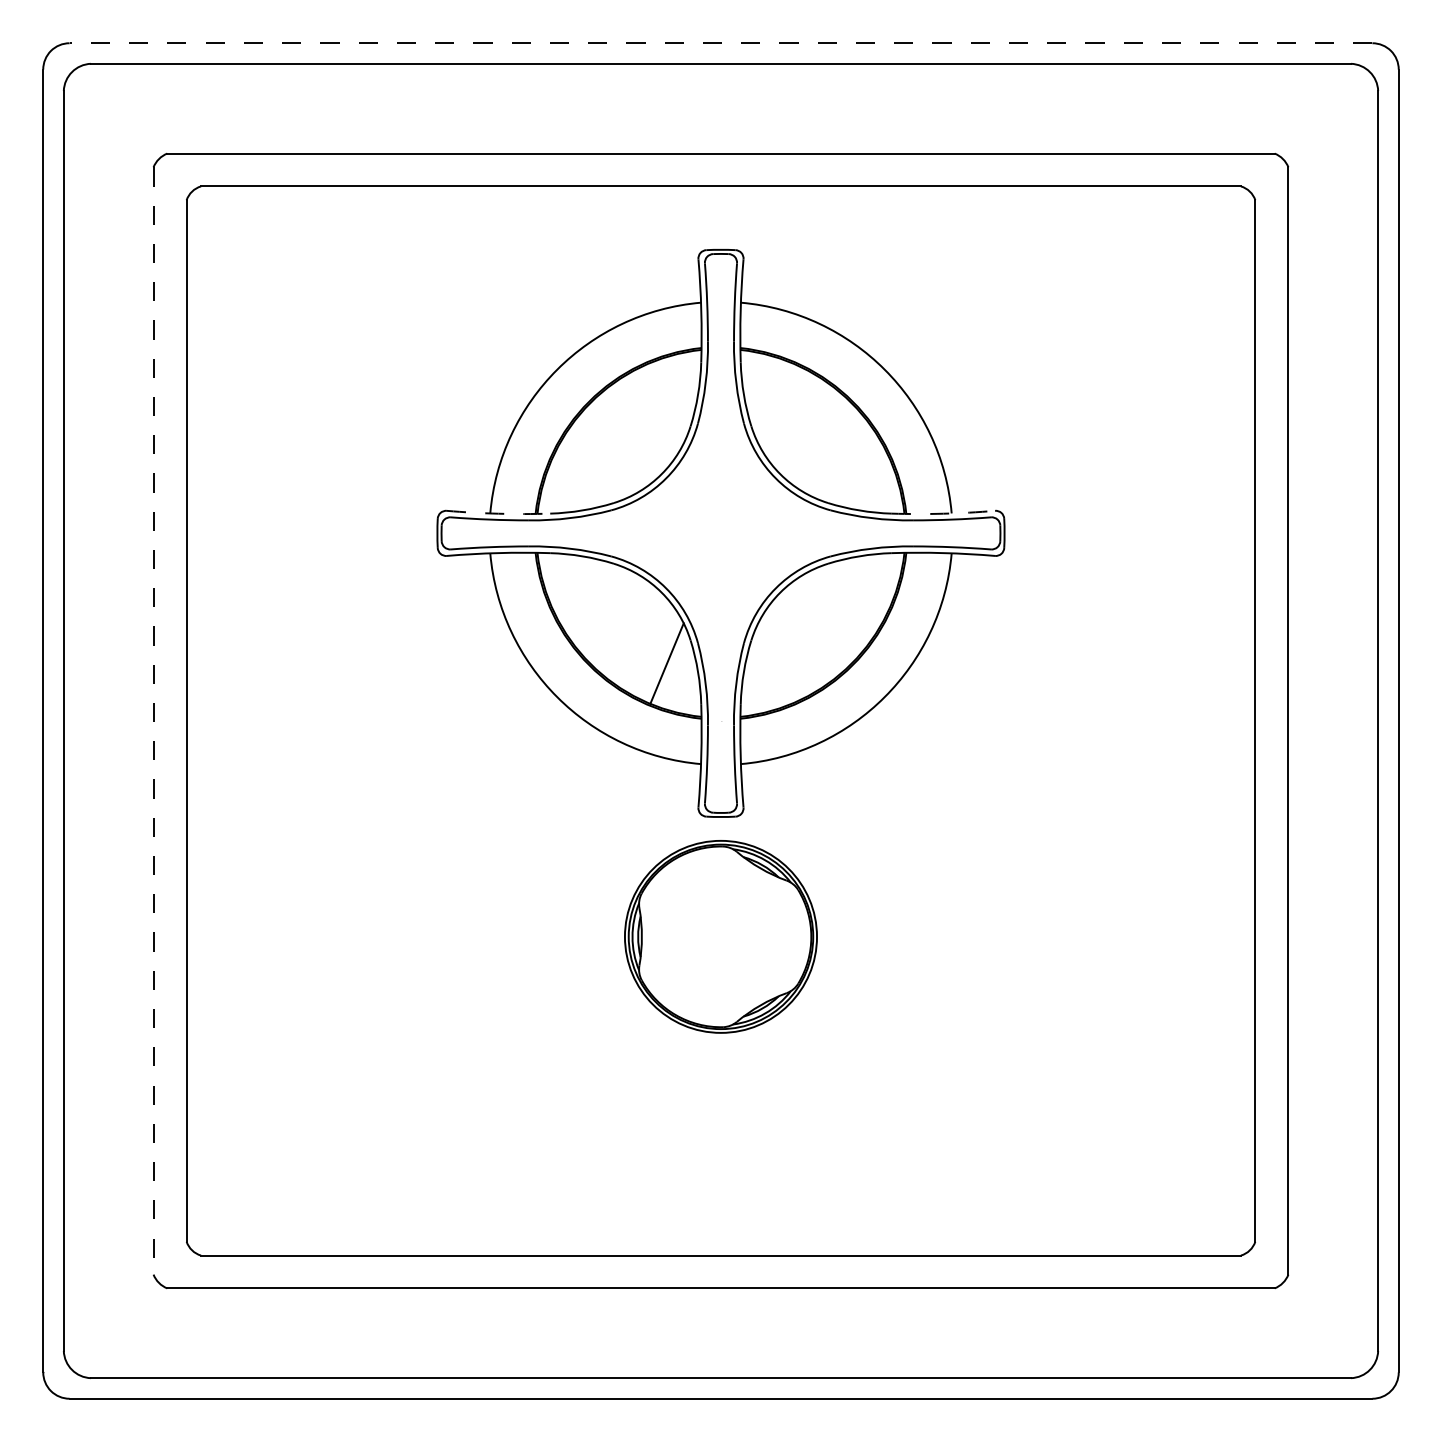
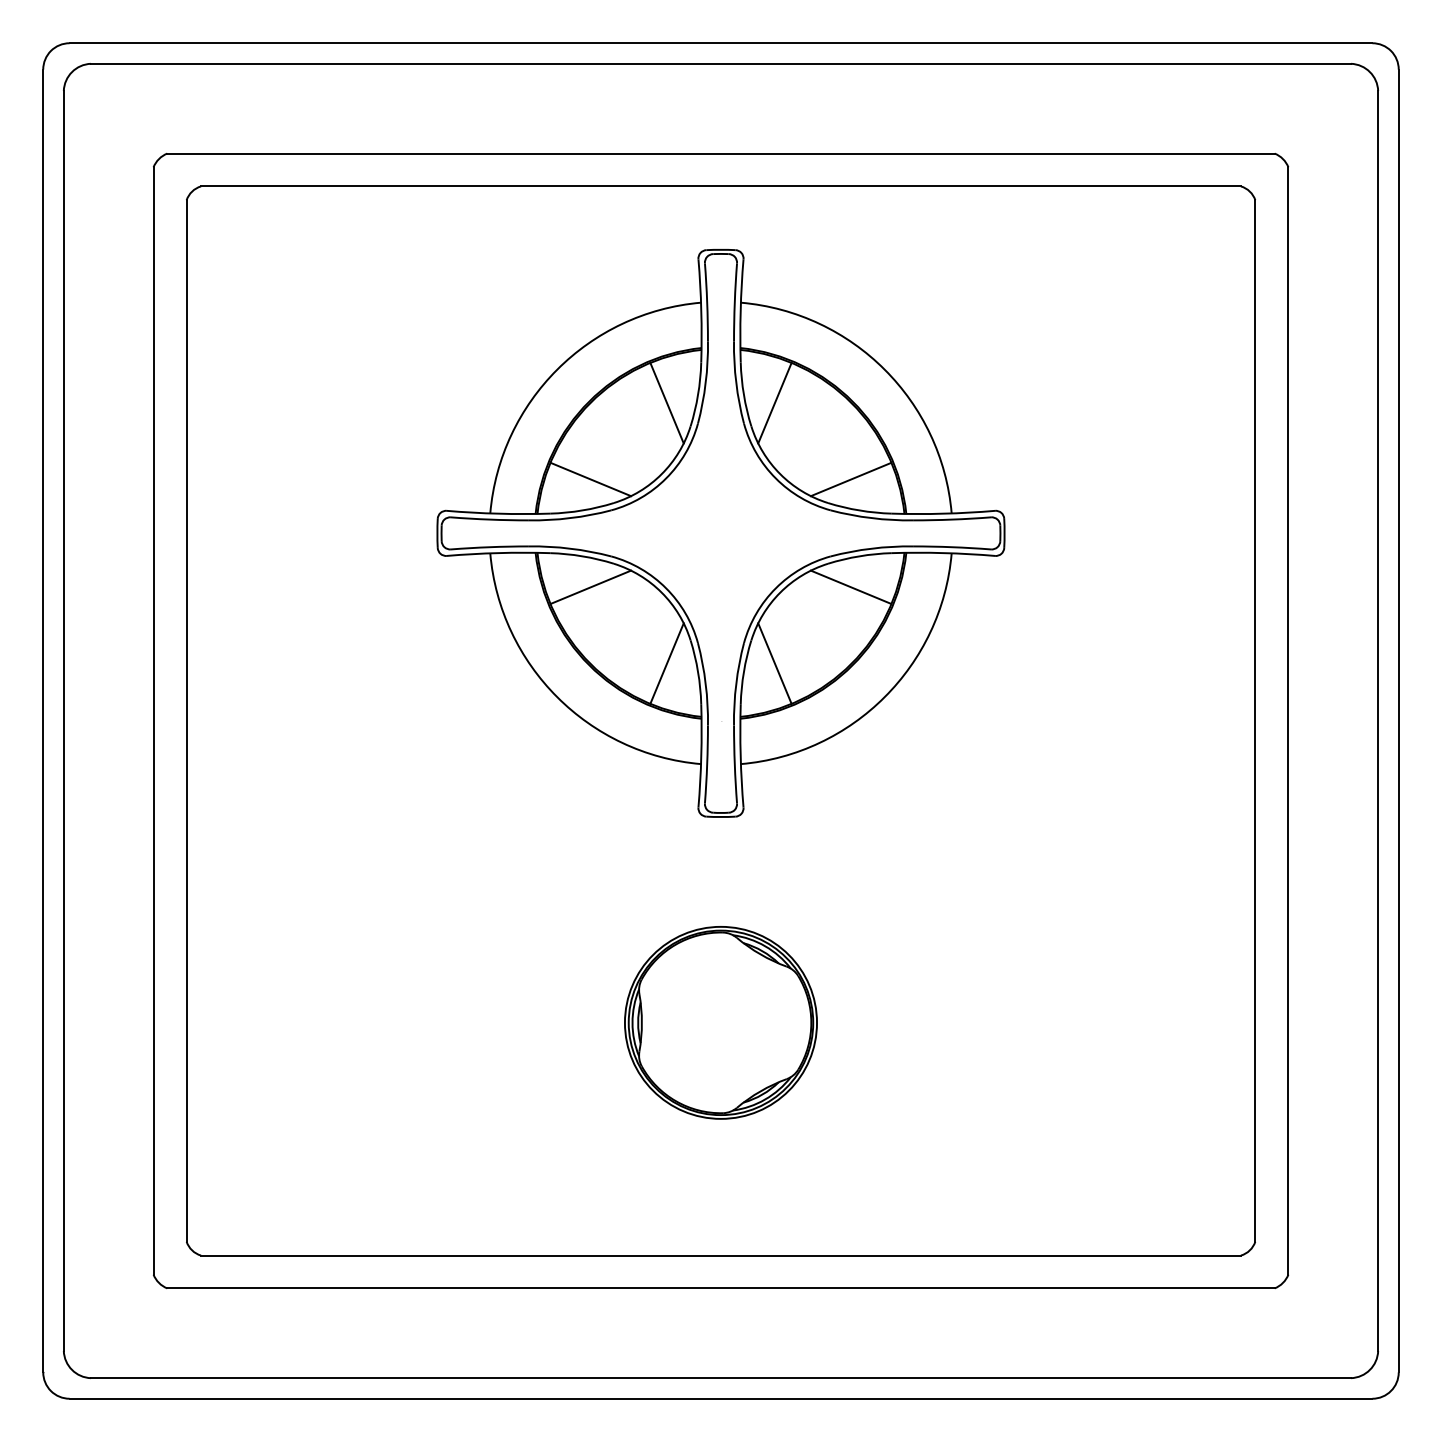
line: dashed -> solid (720, 43)
line: none -> present (666, 402)
line: none -> present (774, 402)
line: none -> present (590, 479)
line: none -> present (850, 479)
arc: dashed -> solid (498, 513)
arc: dashed -> solid (943, 513)
line: none -> present (590, 587)
line: none -> present (850, 587)
line: none -> present (774, 663)
line: dashed -> solid (153, 721)
part position: (720, 936) -> (720, 1022) (720, 1022)
